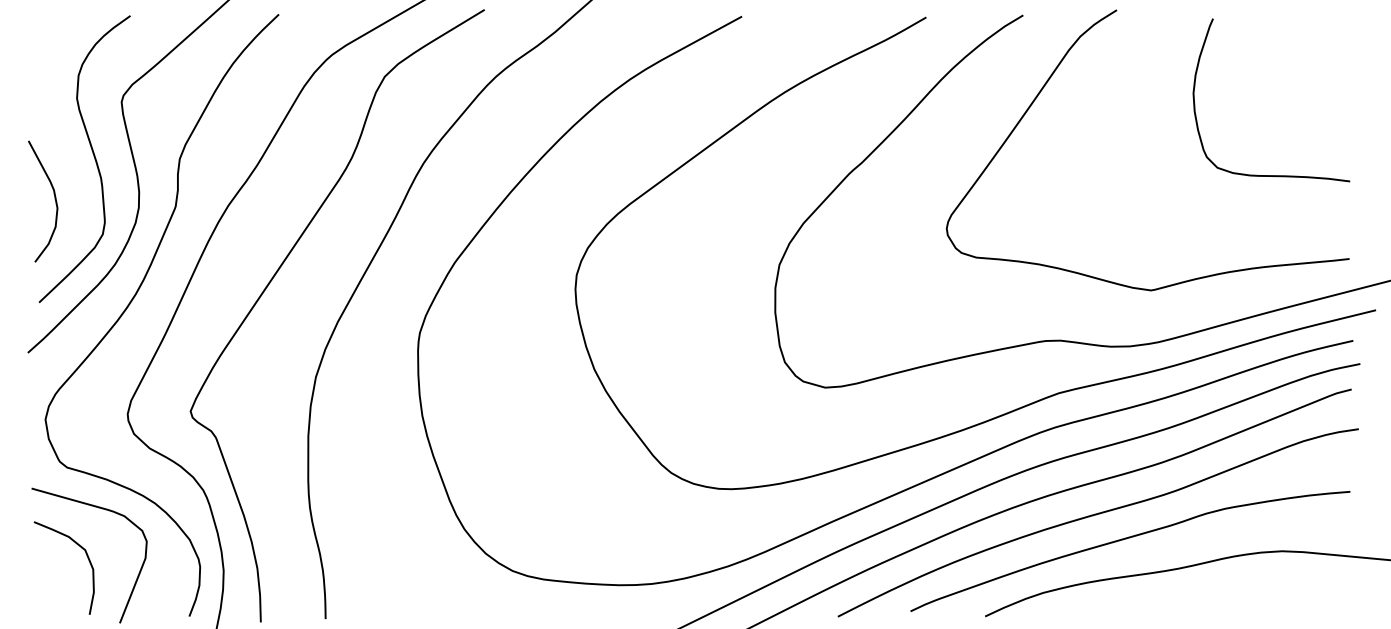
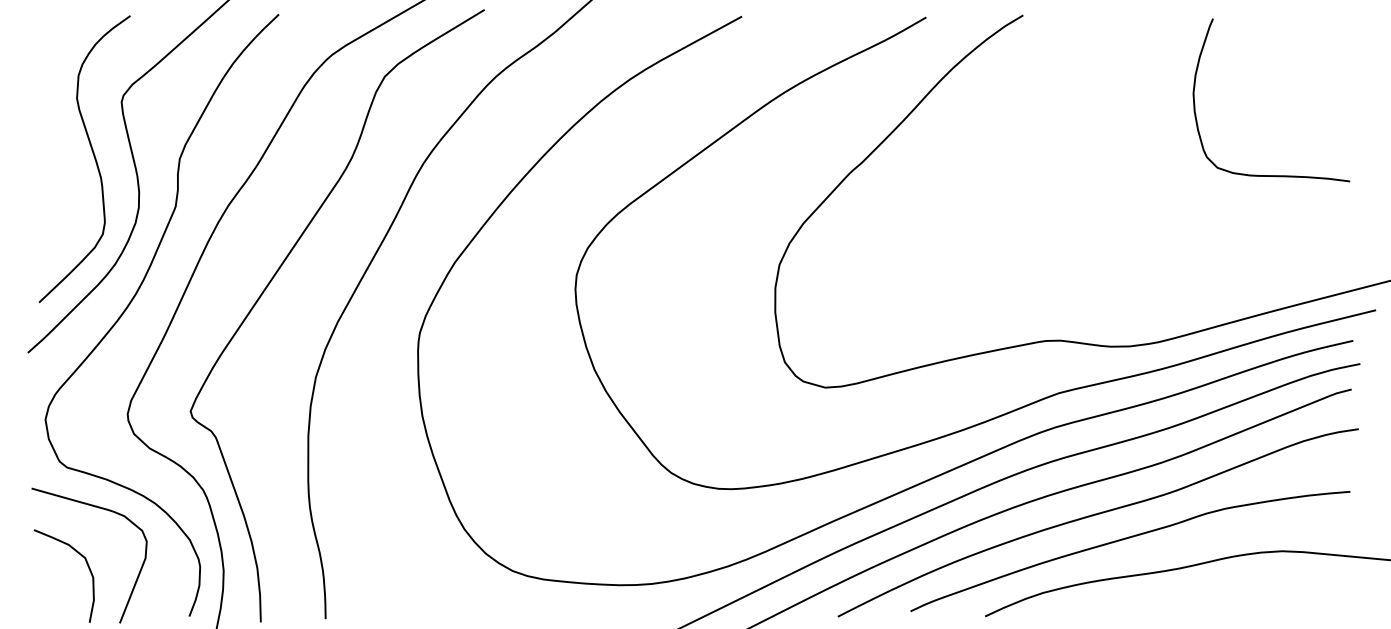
curve: present -> none (1047, 83)
curve: present -> none (54, 199)
curve position: (86, 556) -> (86, 564) (86, 564)
